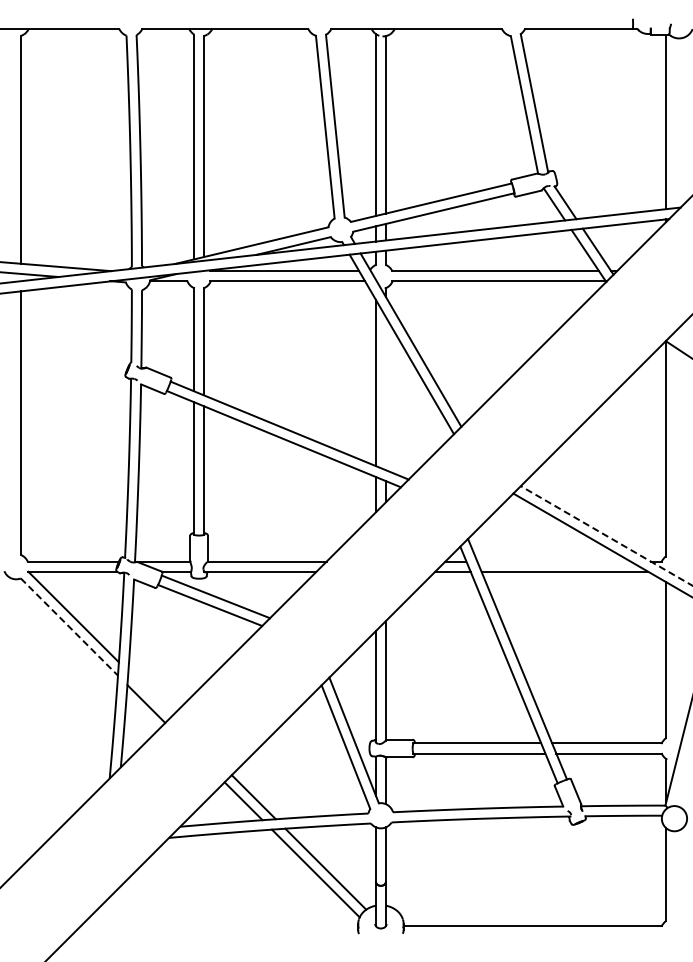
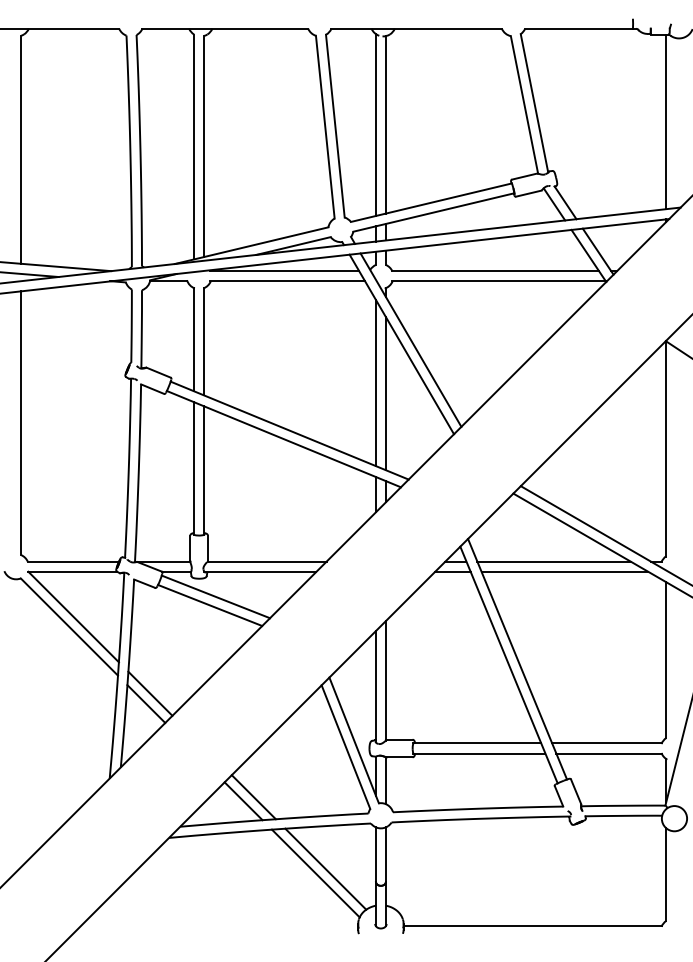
line: none -> present (385, 393)
line: dashed -> solid (606, 535)
line: none -> present (553, 561)
line: dashed -> solid (69, 627)
line: none -> present (150, 693)
